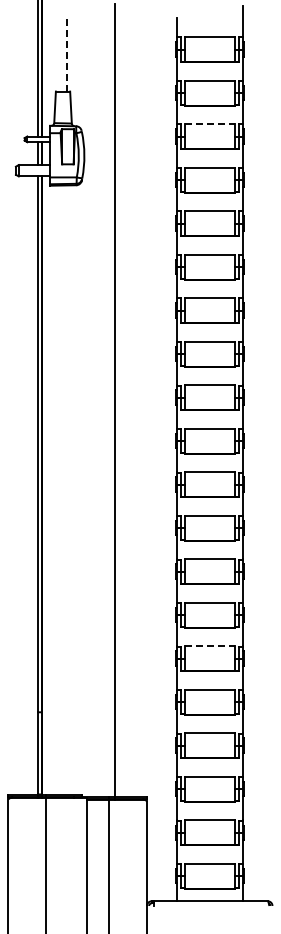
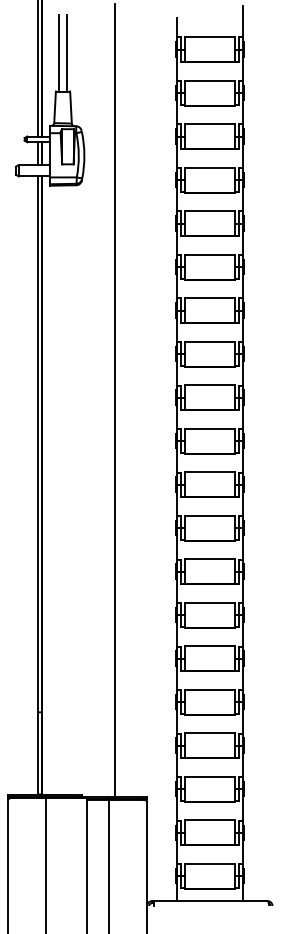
line: none -> present (58, 52)
line: dashed -> solid (67, 53)
line: dashed -> solid (209, 124)
line: dashed -> solid (209, 646)
